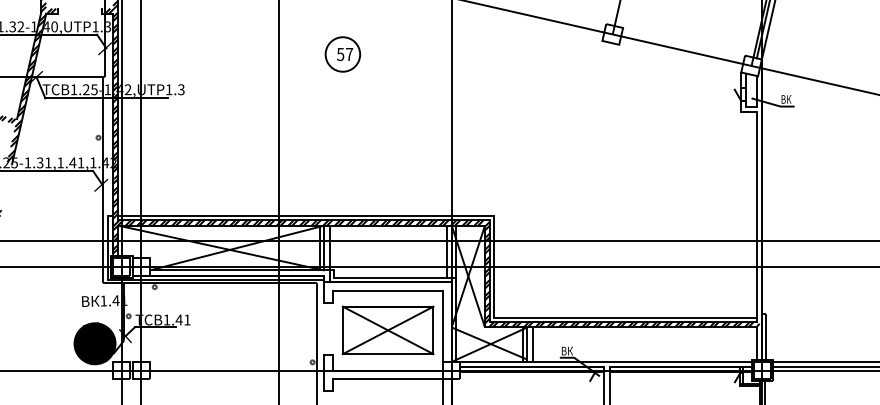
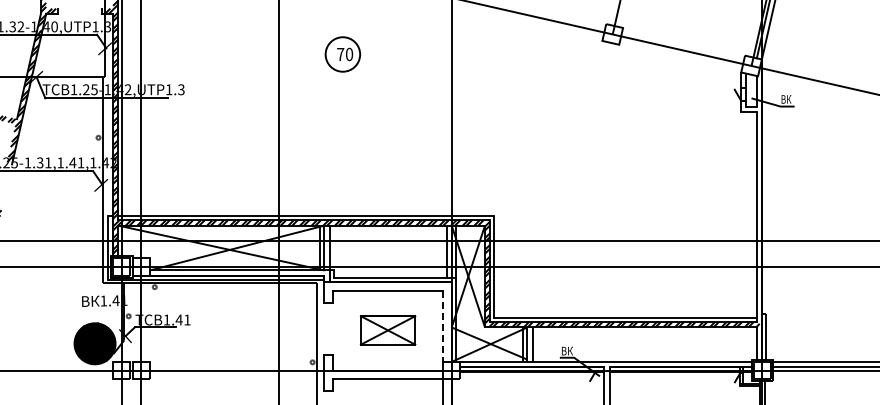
text: 57 -> 70 (345, 54)
line: solid -> dashed (443, 326)
part size: 94x51 px -> 58x31 px (387, 330)
